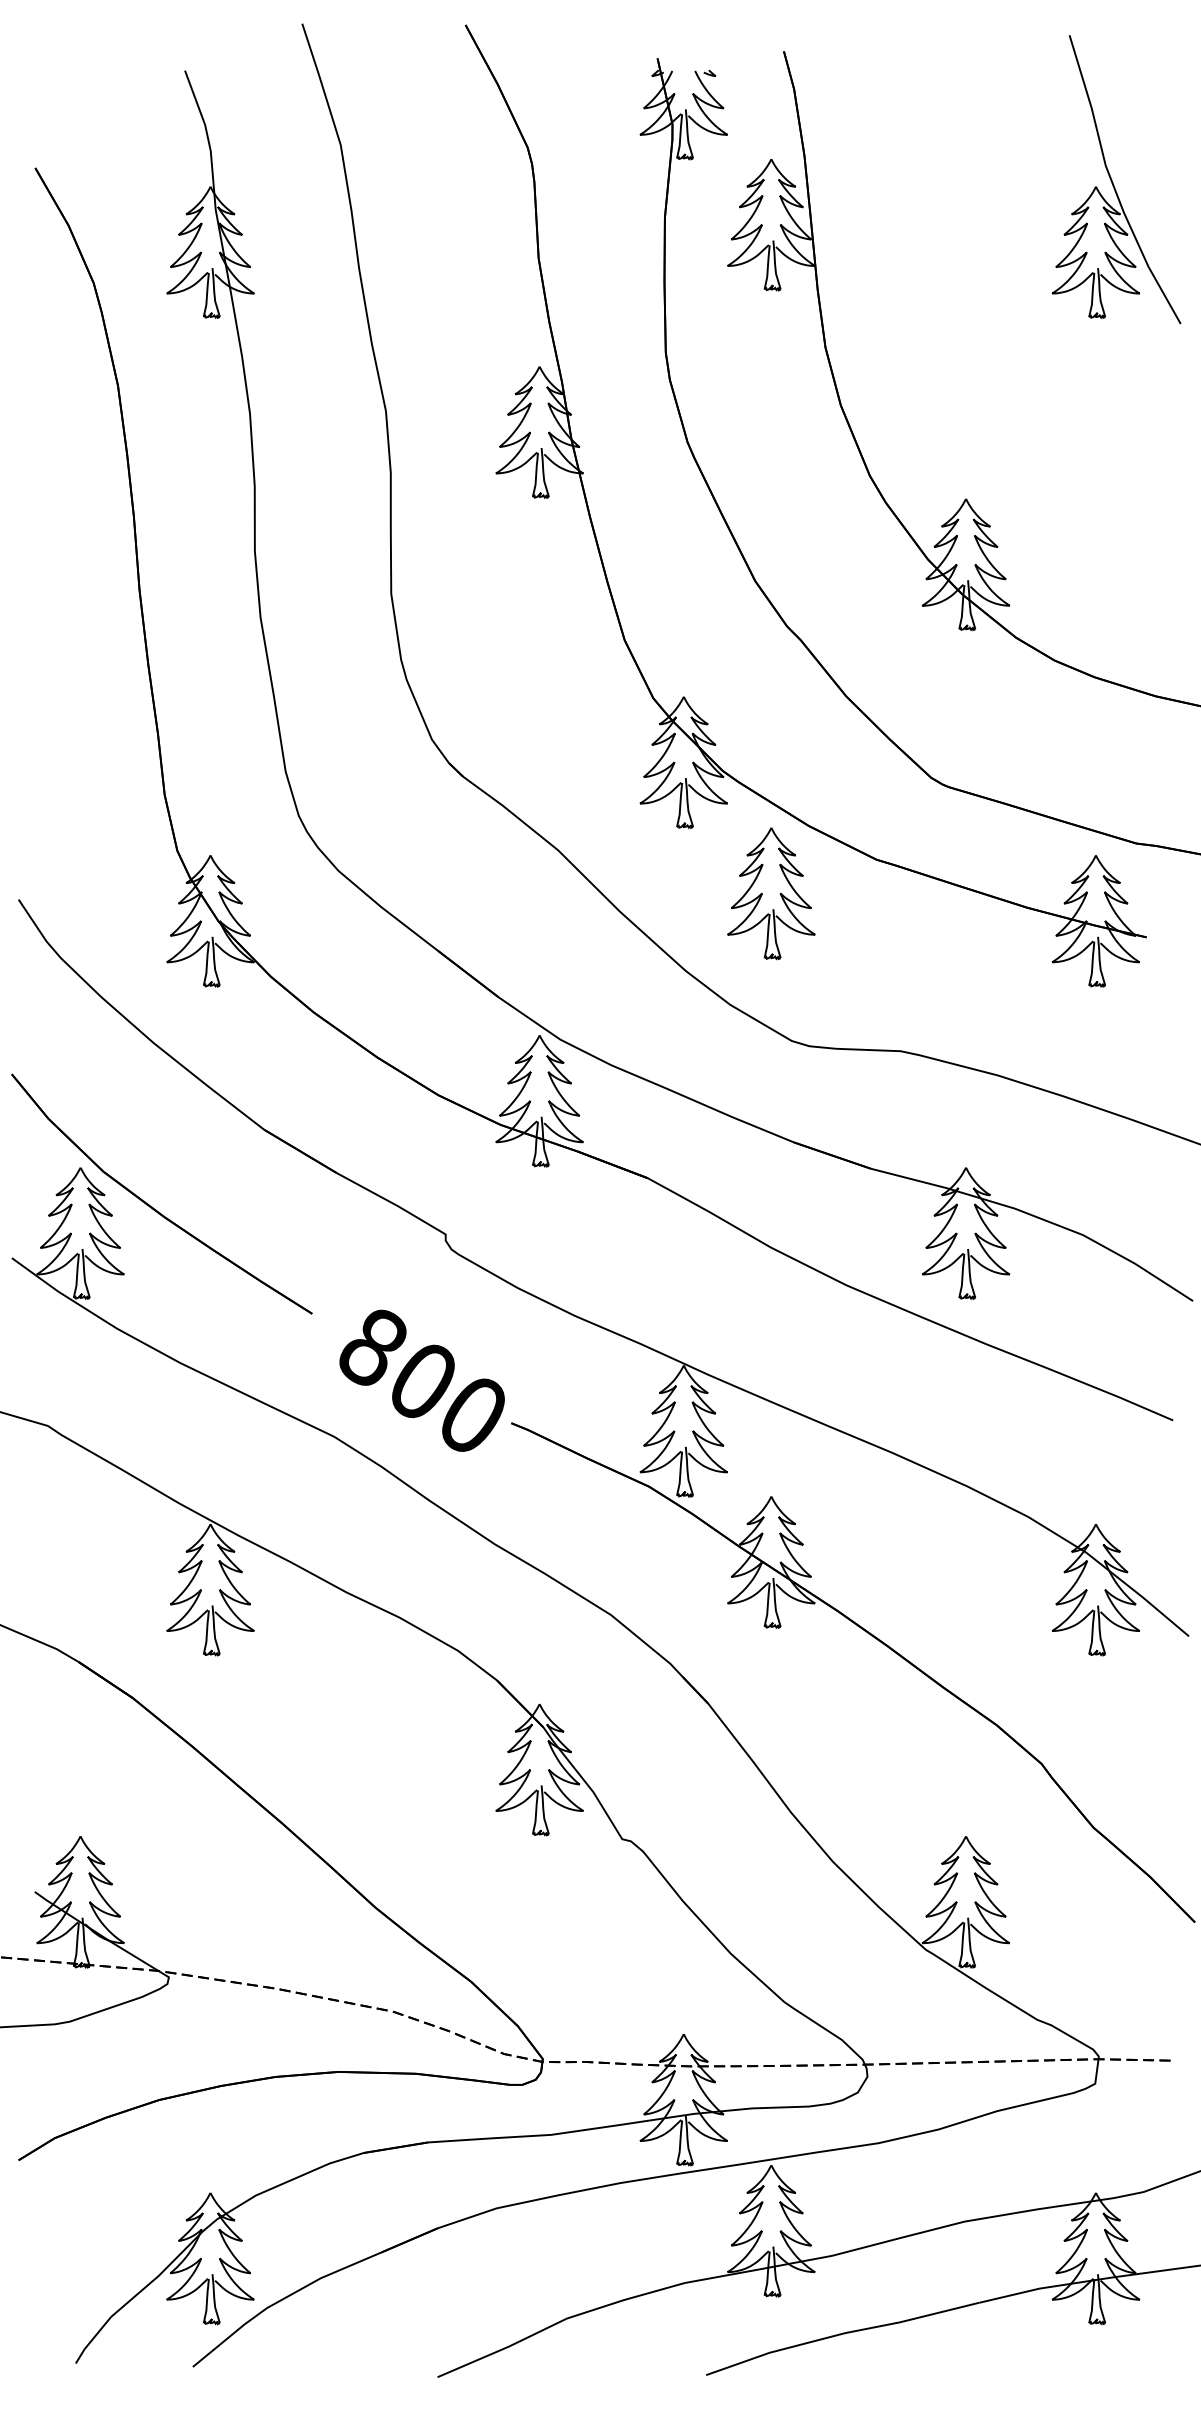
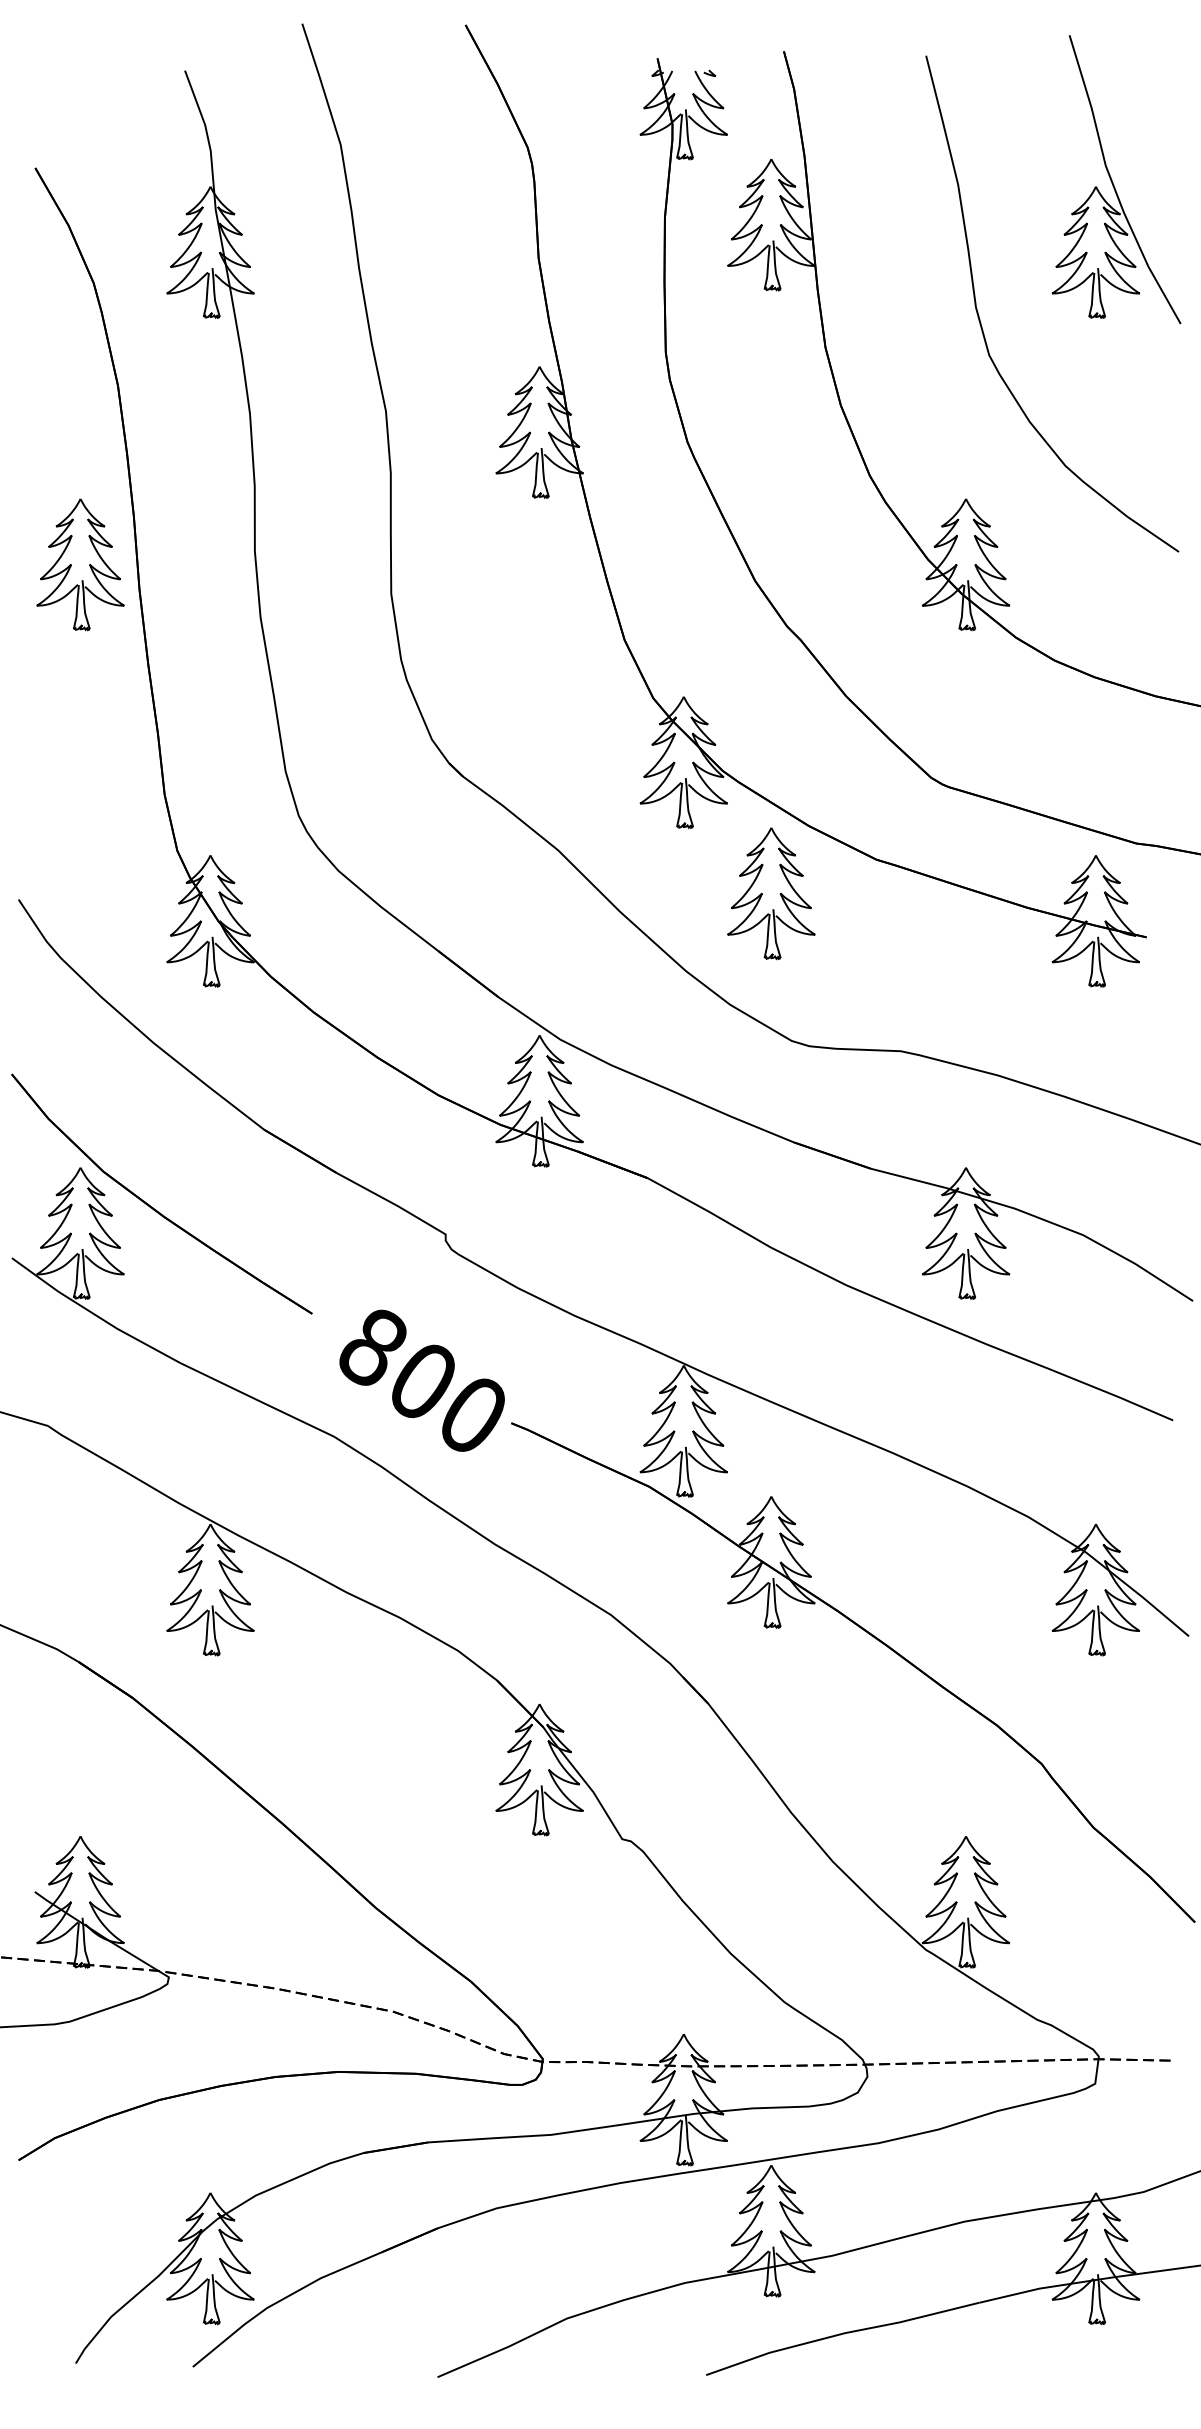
curve: none -> present (981, 322)
part: none -> present (80, 564)
